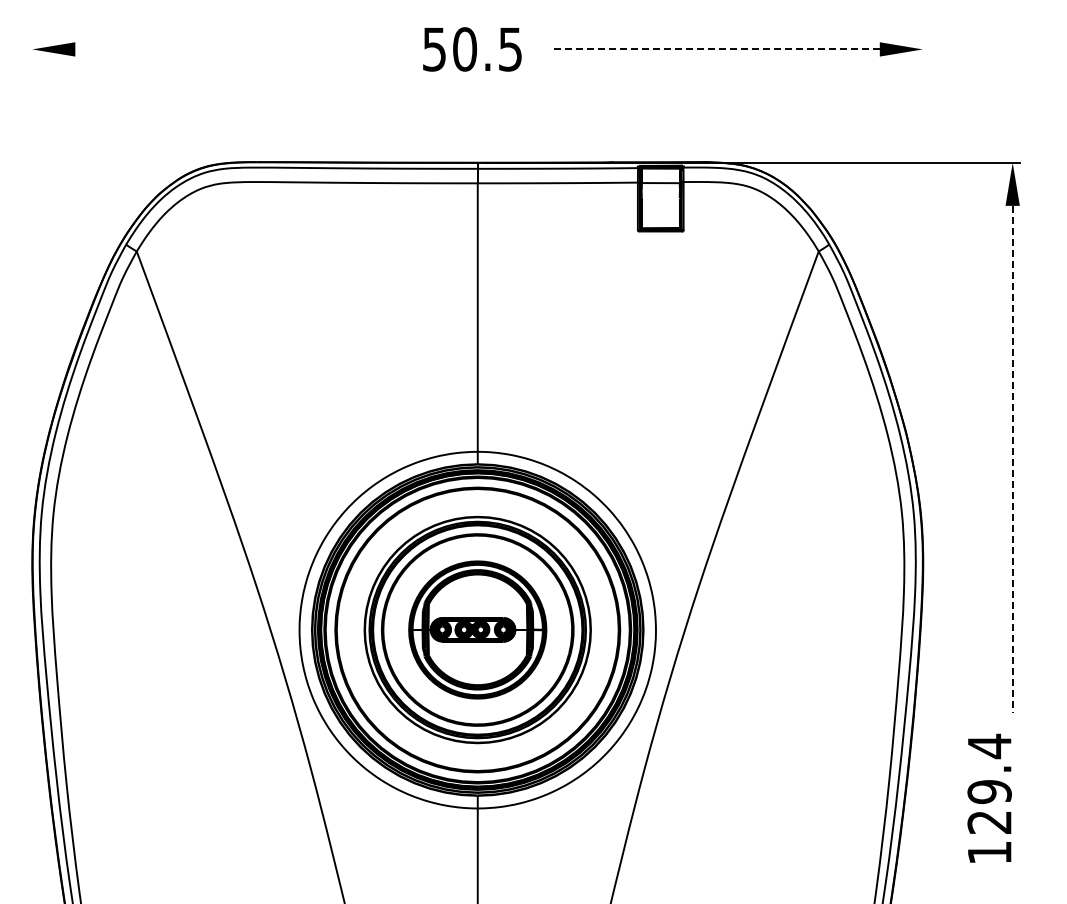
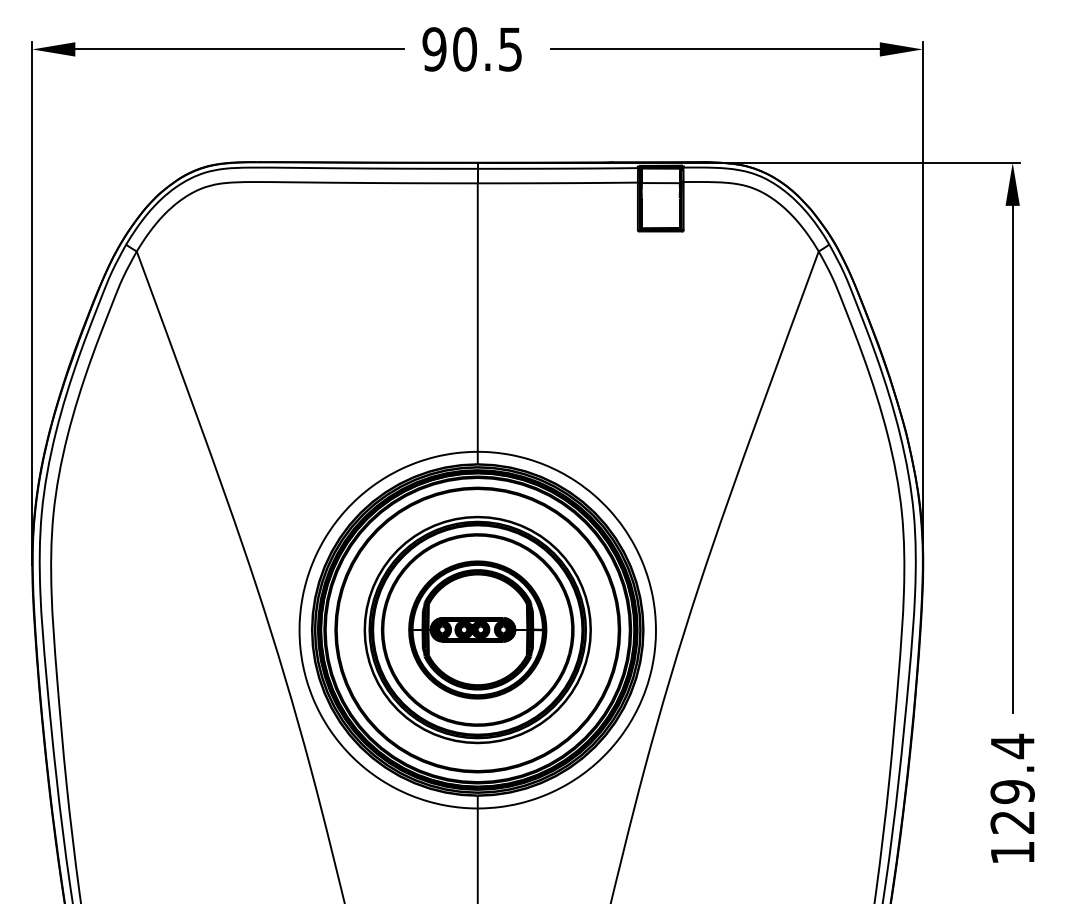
line: none -> present (239, 49)
text: 50.5 -> 90.5 (434, 49)
line: dashed -> solid (714, 49)
line: none -> present (32, 302)
line: none -> present (922, 302)
line: dashed -> solid (1012, 459)
text position: (989, 797) -> (1012, 797) (1012, 797)
